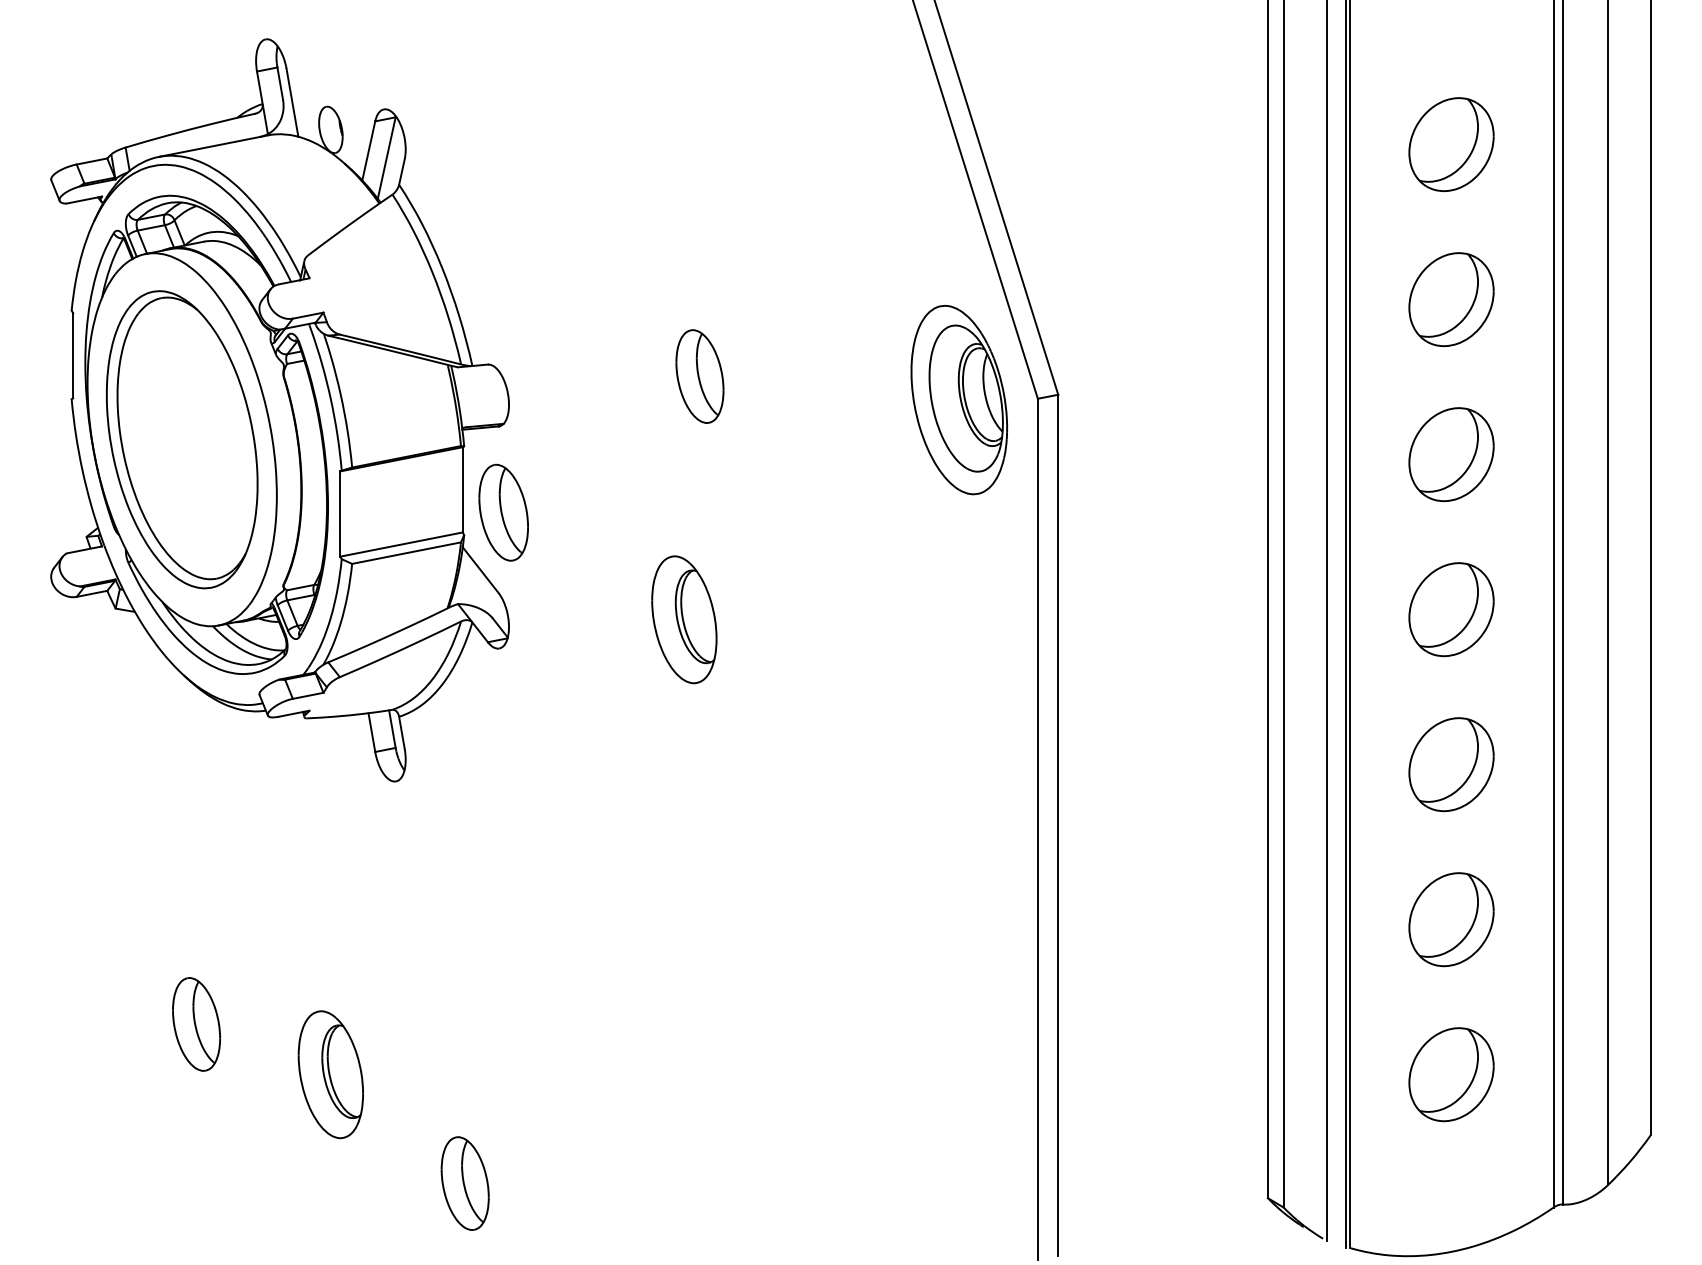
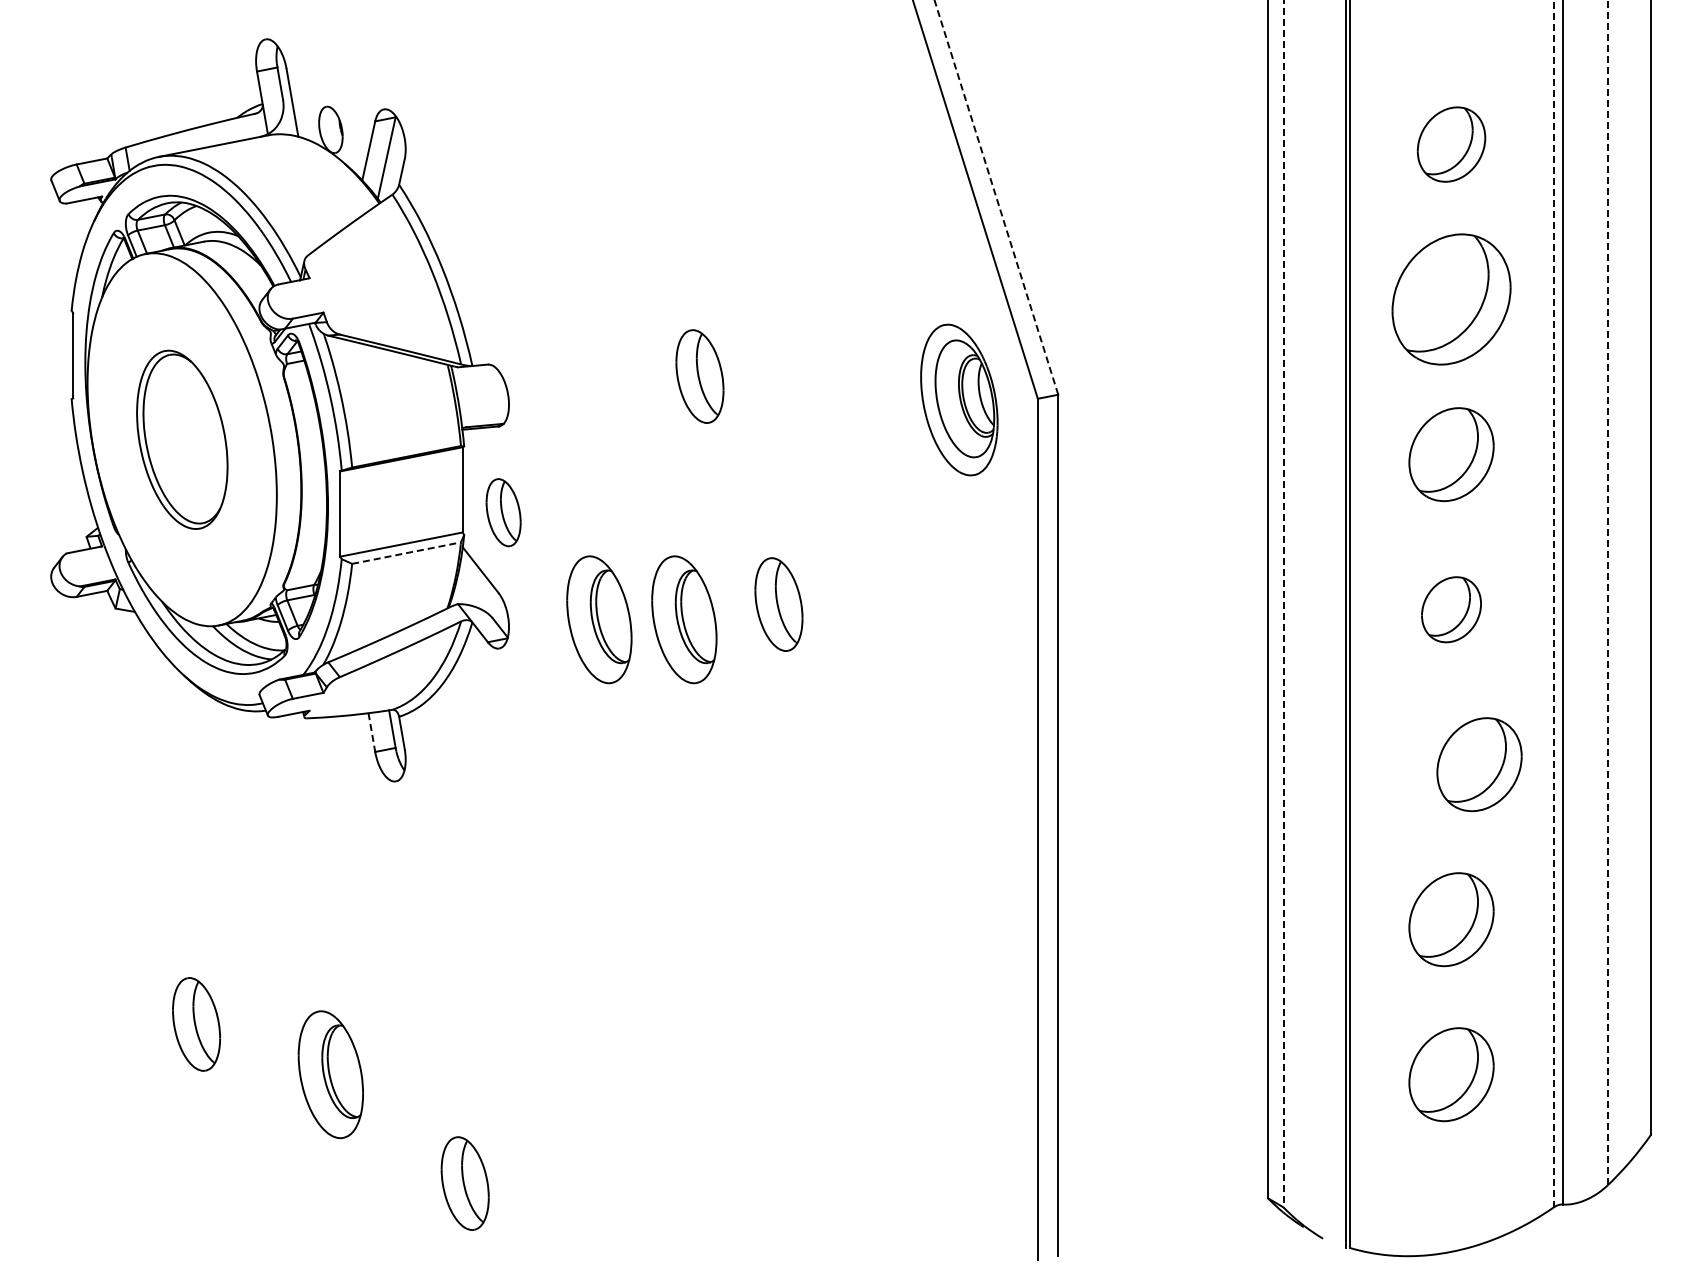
part size: 87x95 px -> 71x77 px (1451, 144)
line: solid -> dashed (996, 197)
part size: 87x96 px -> 121x133 px (1451, 299)
part size: 99x192 px -> 79x154 px (959, 399)
part size: 153x300 px -> 93x181 px (182, 439)
part size: 51x99 px -> 37x70 px (503, 512)
line: solid -> dashed (407, 553)
line: solid -> dashed (1607, 593)
line: solid -> dashed (1553, 603)
part: none -> present (778, 604)
line: solid -> dashed (1283, 604)
part size: 87x96 px -> 61x68 px (1451, 609)
part: none -> present (599, 619)
line: present -> none (1326, 621)
line: solid -> dashed (371, 732)
part position: (1451, 764) -> (1479, 764) (1479, 764)
